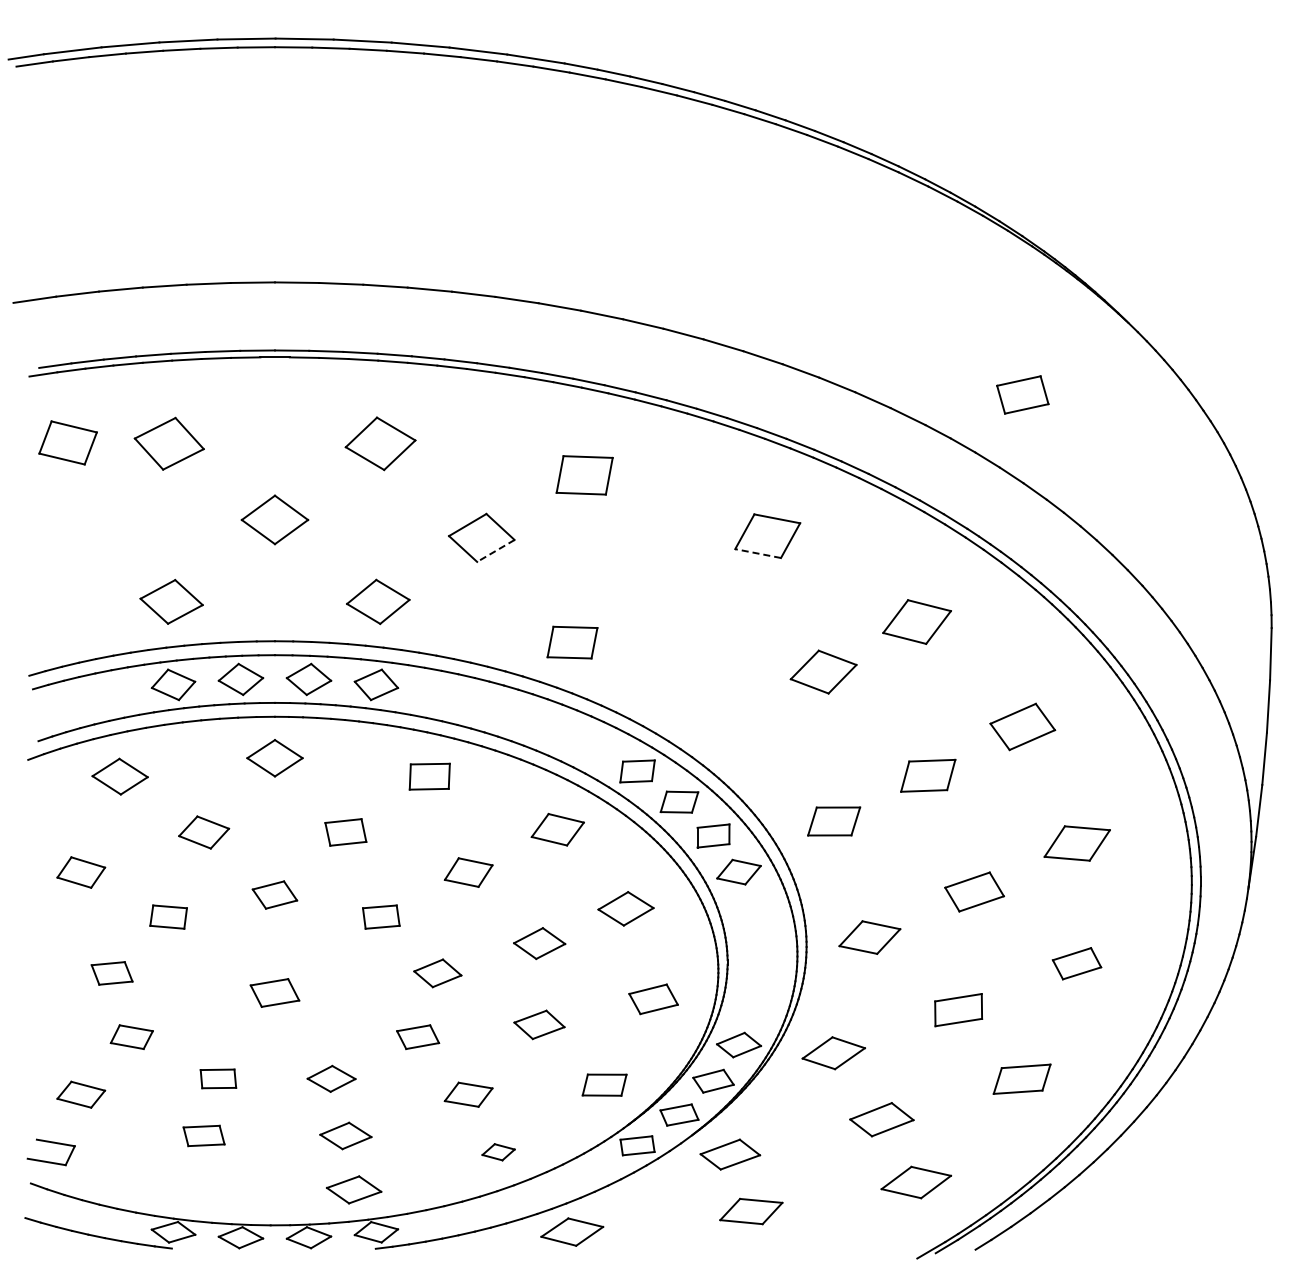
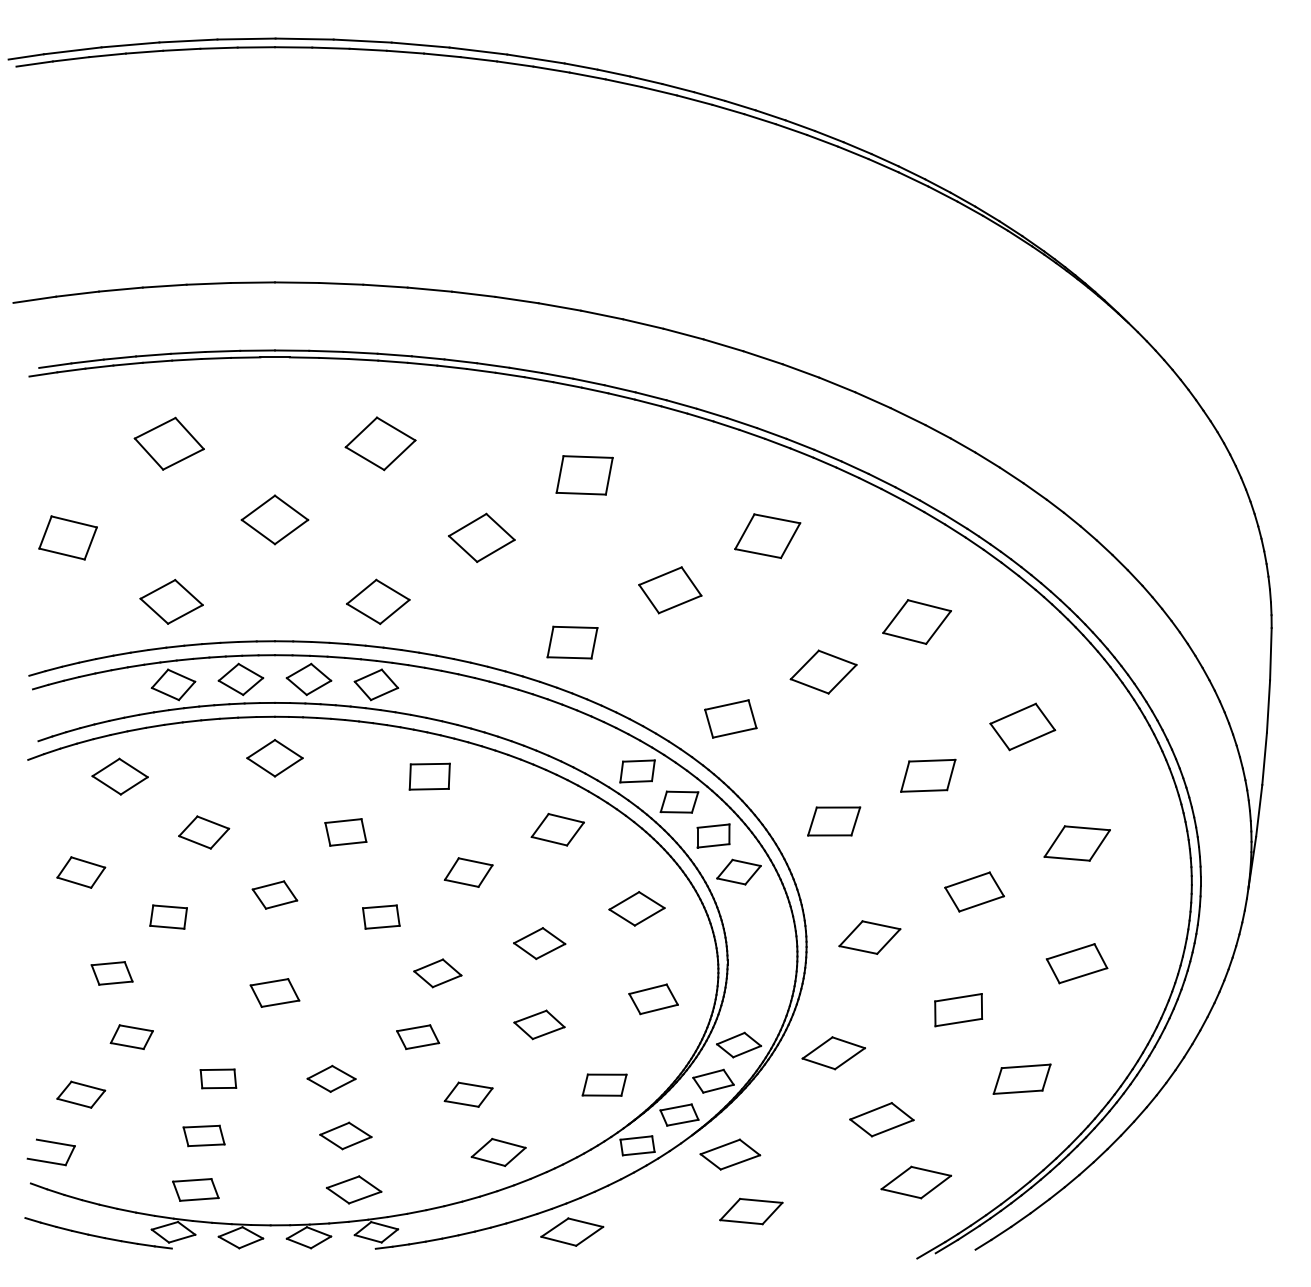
part position: (1022, 394) -> (730, 718) (730, 718)
part position: (67, 442) -> (67, 537) (67, 537)
line: dashed -> solid (495, 550)
line: dashed -> solid (757, 553)
part: none -> present (670, 590)
part position: (625, 908) -> (636, 908) (636, 908)
part size: 52x34 px -> 64x42 px (1076, 963)
part size: 35x19 px -> 57x30 px (498, 1151)
part: none -> present (195, 1189)
